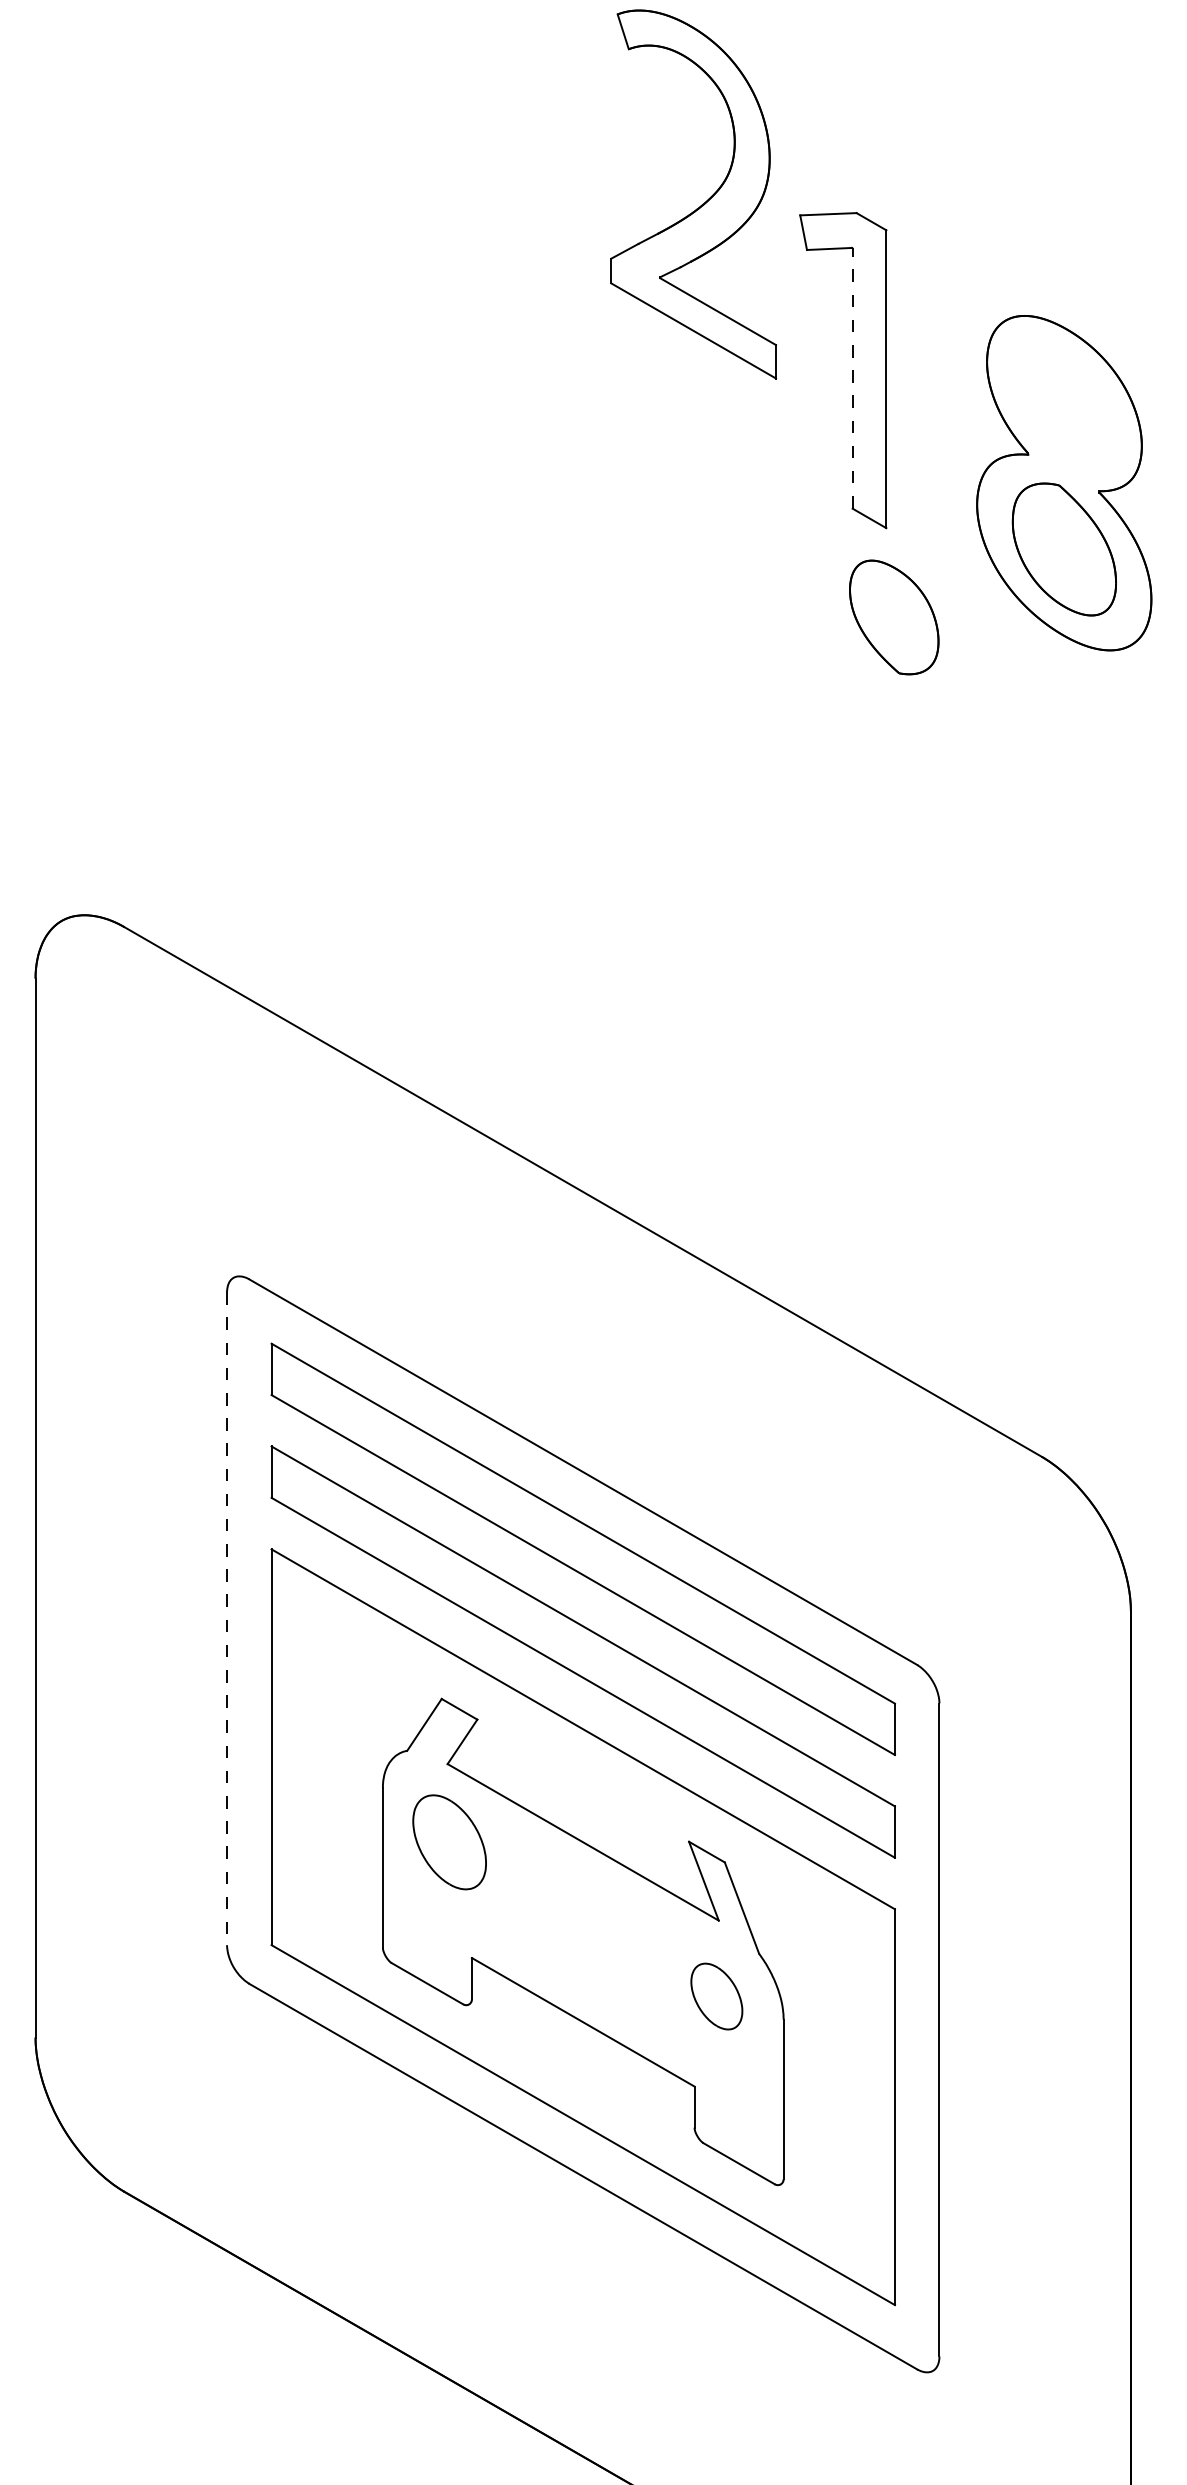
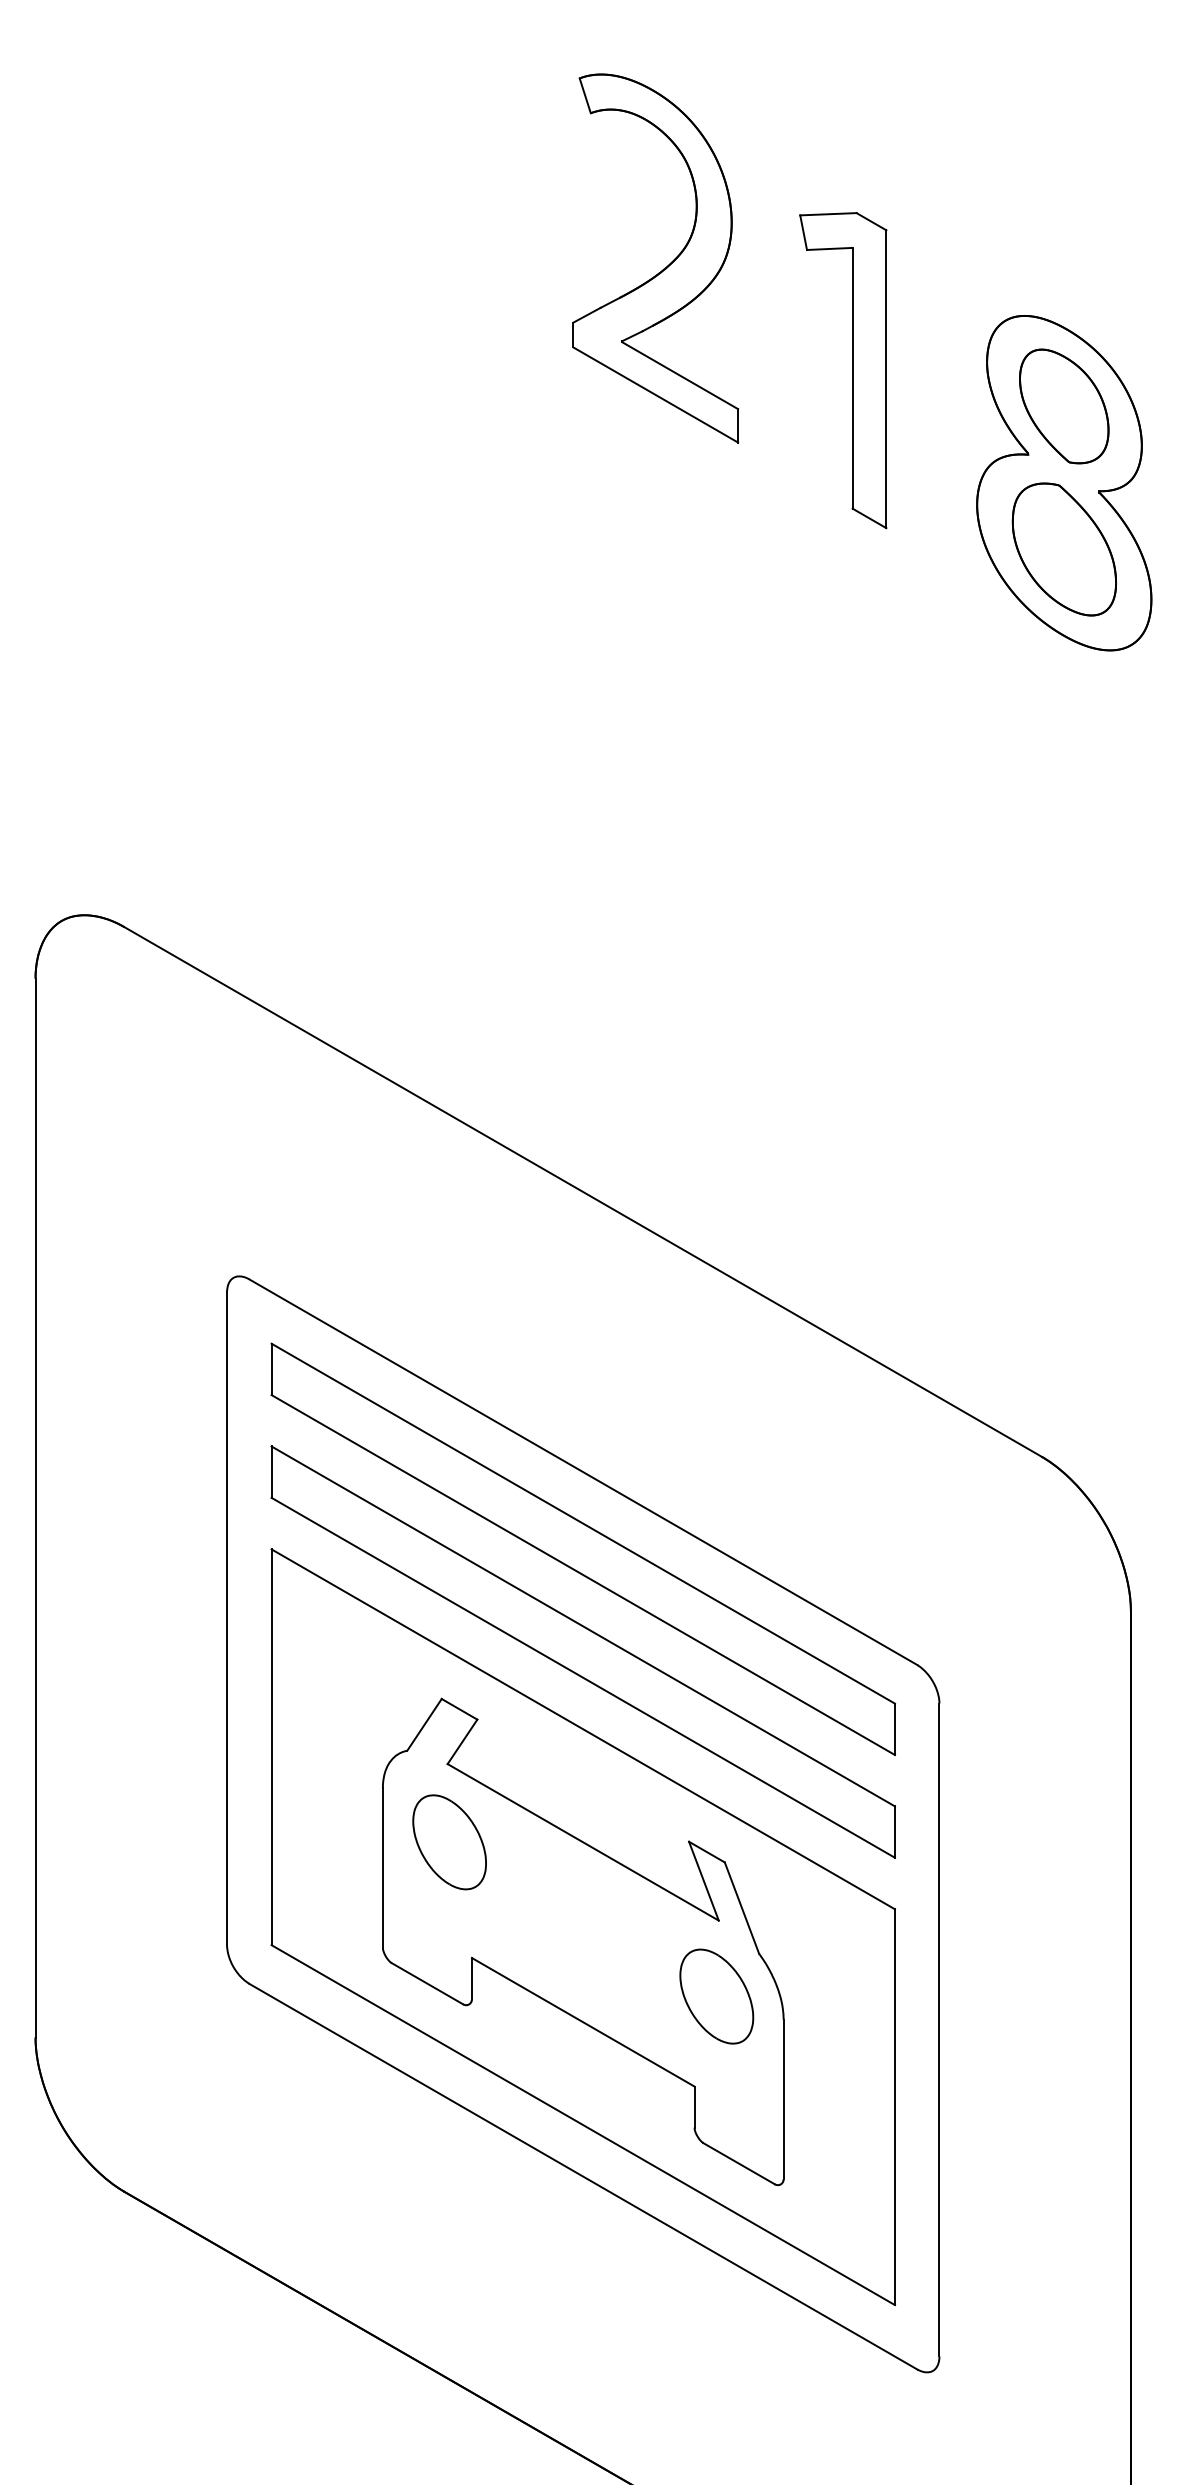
part position: (701, 204) -> (663, 268) (663, 268)
line: dashed -> solid (852, 378)
part position: (894, 617) -> (1064, 406) (1064, 406)
line: dashed -> solid (227, 1619)
part size: 54x69 px -> 76x97 px (716, 1996)
